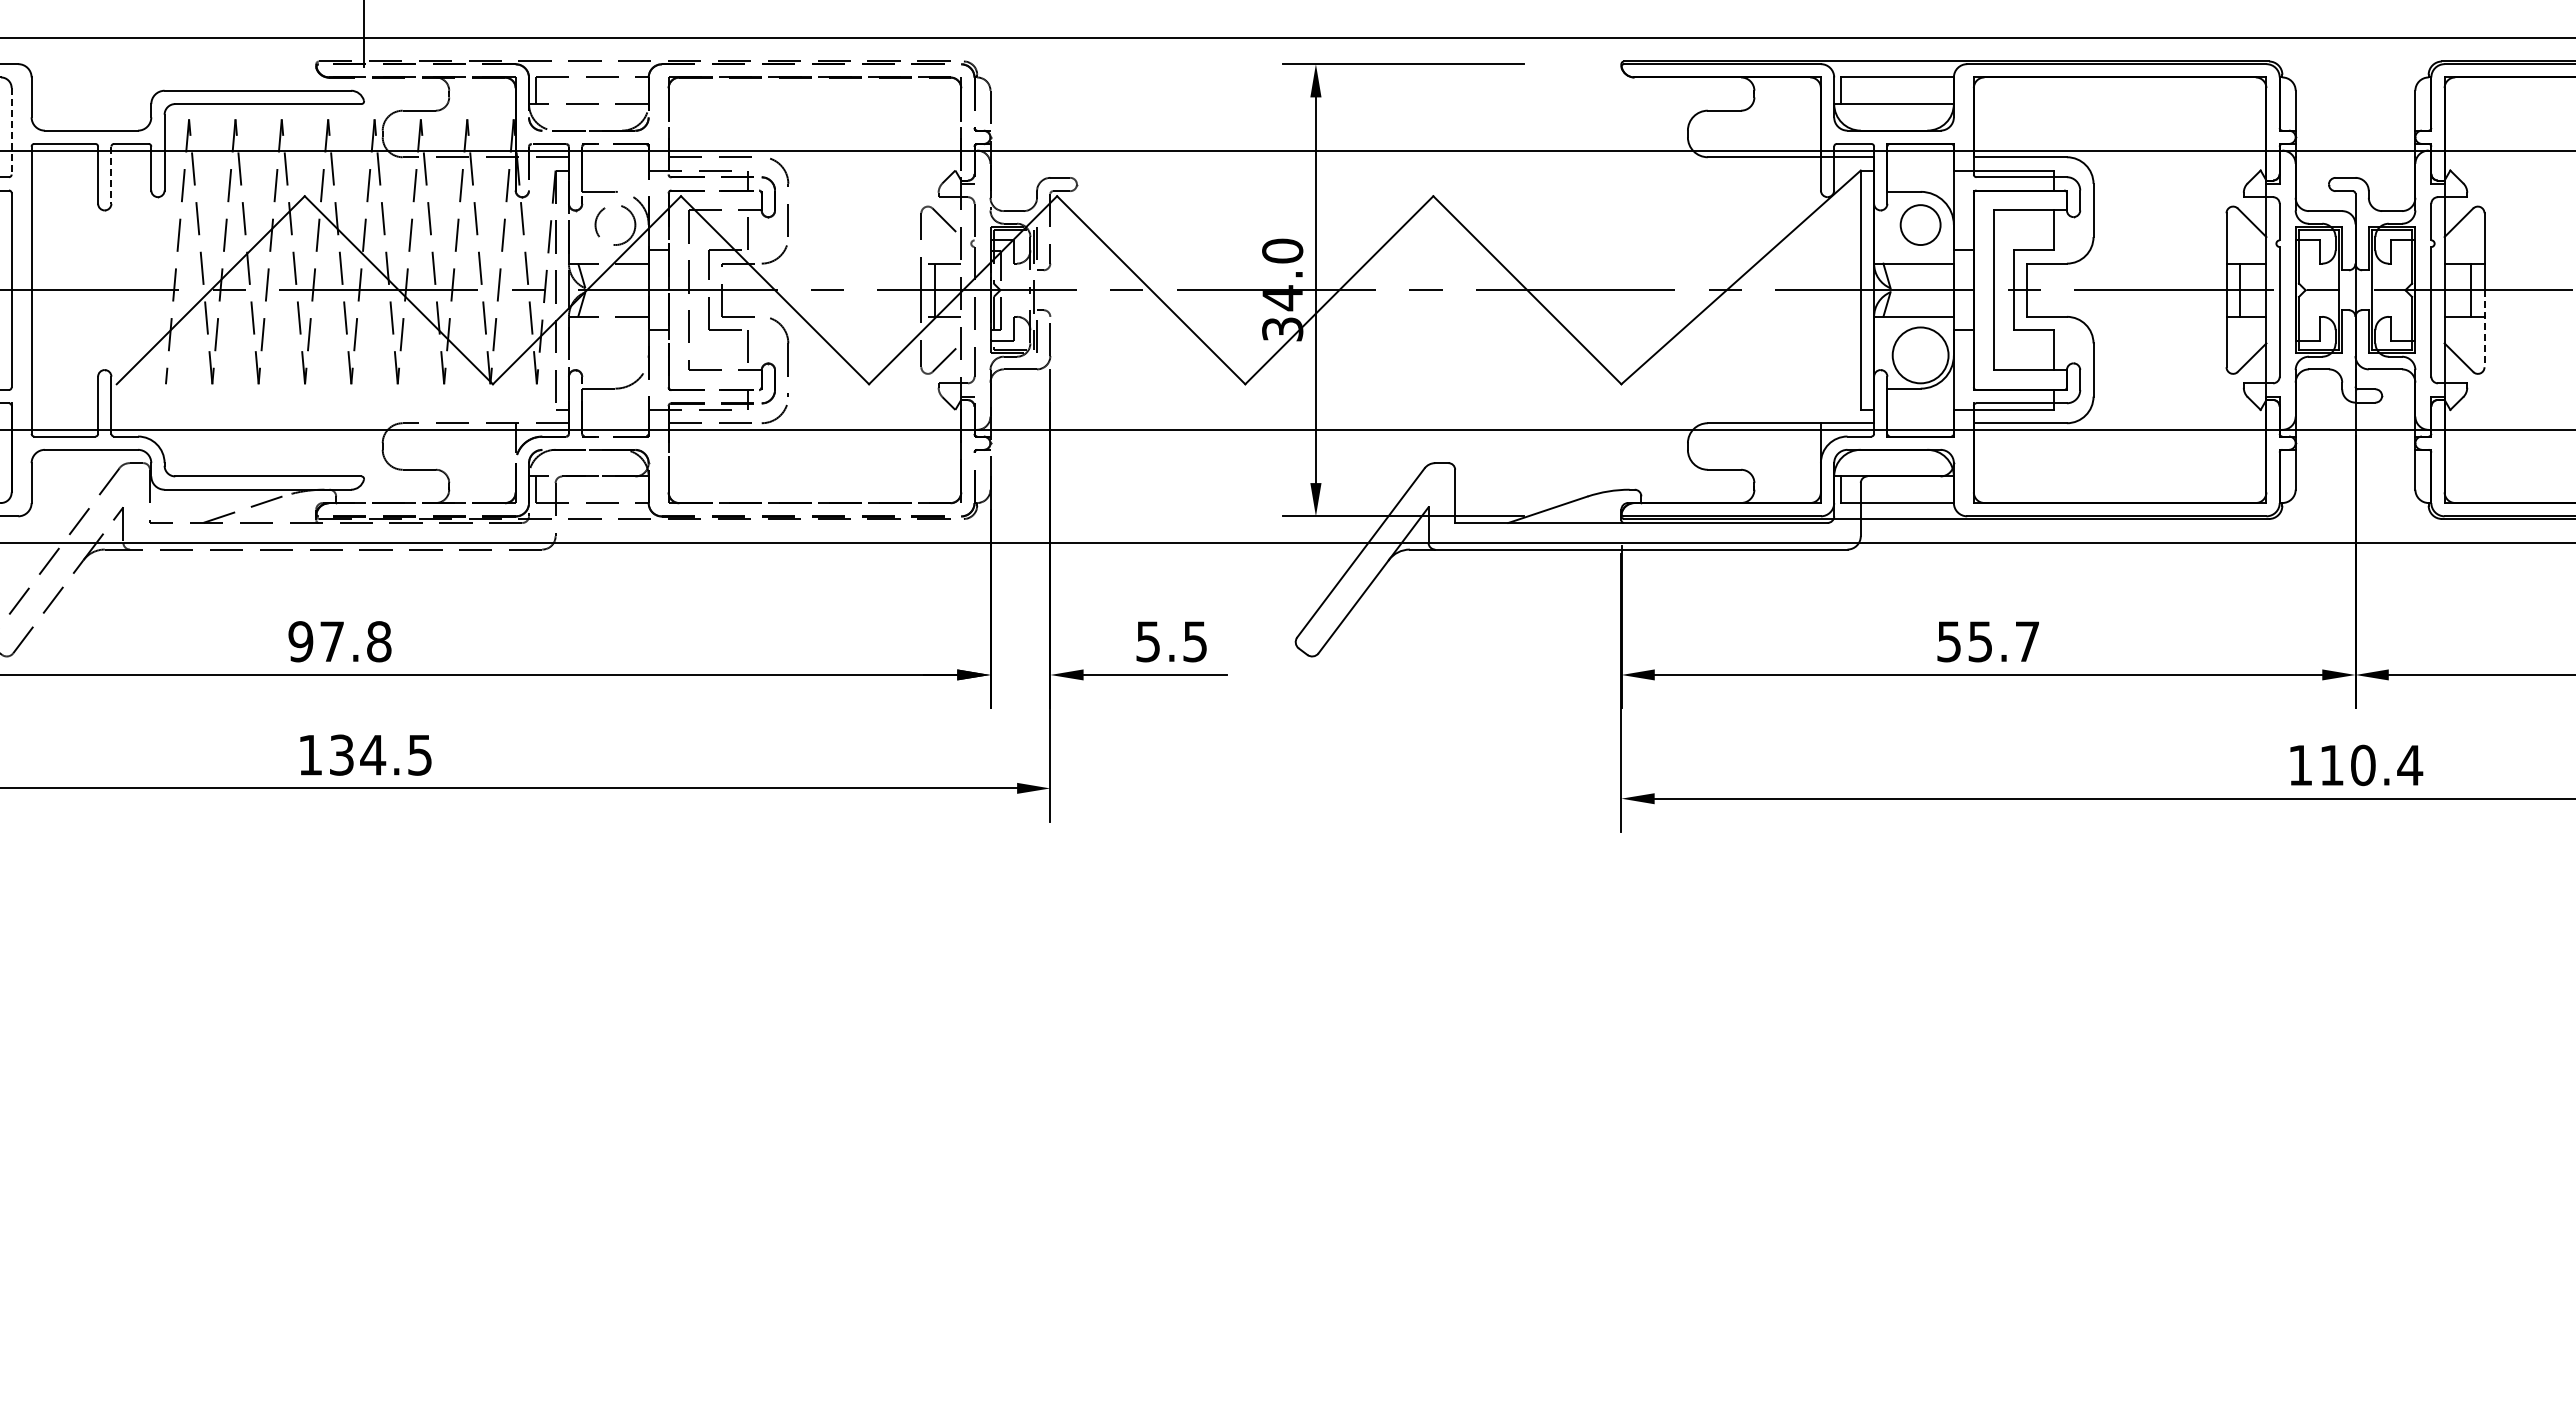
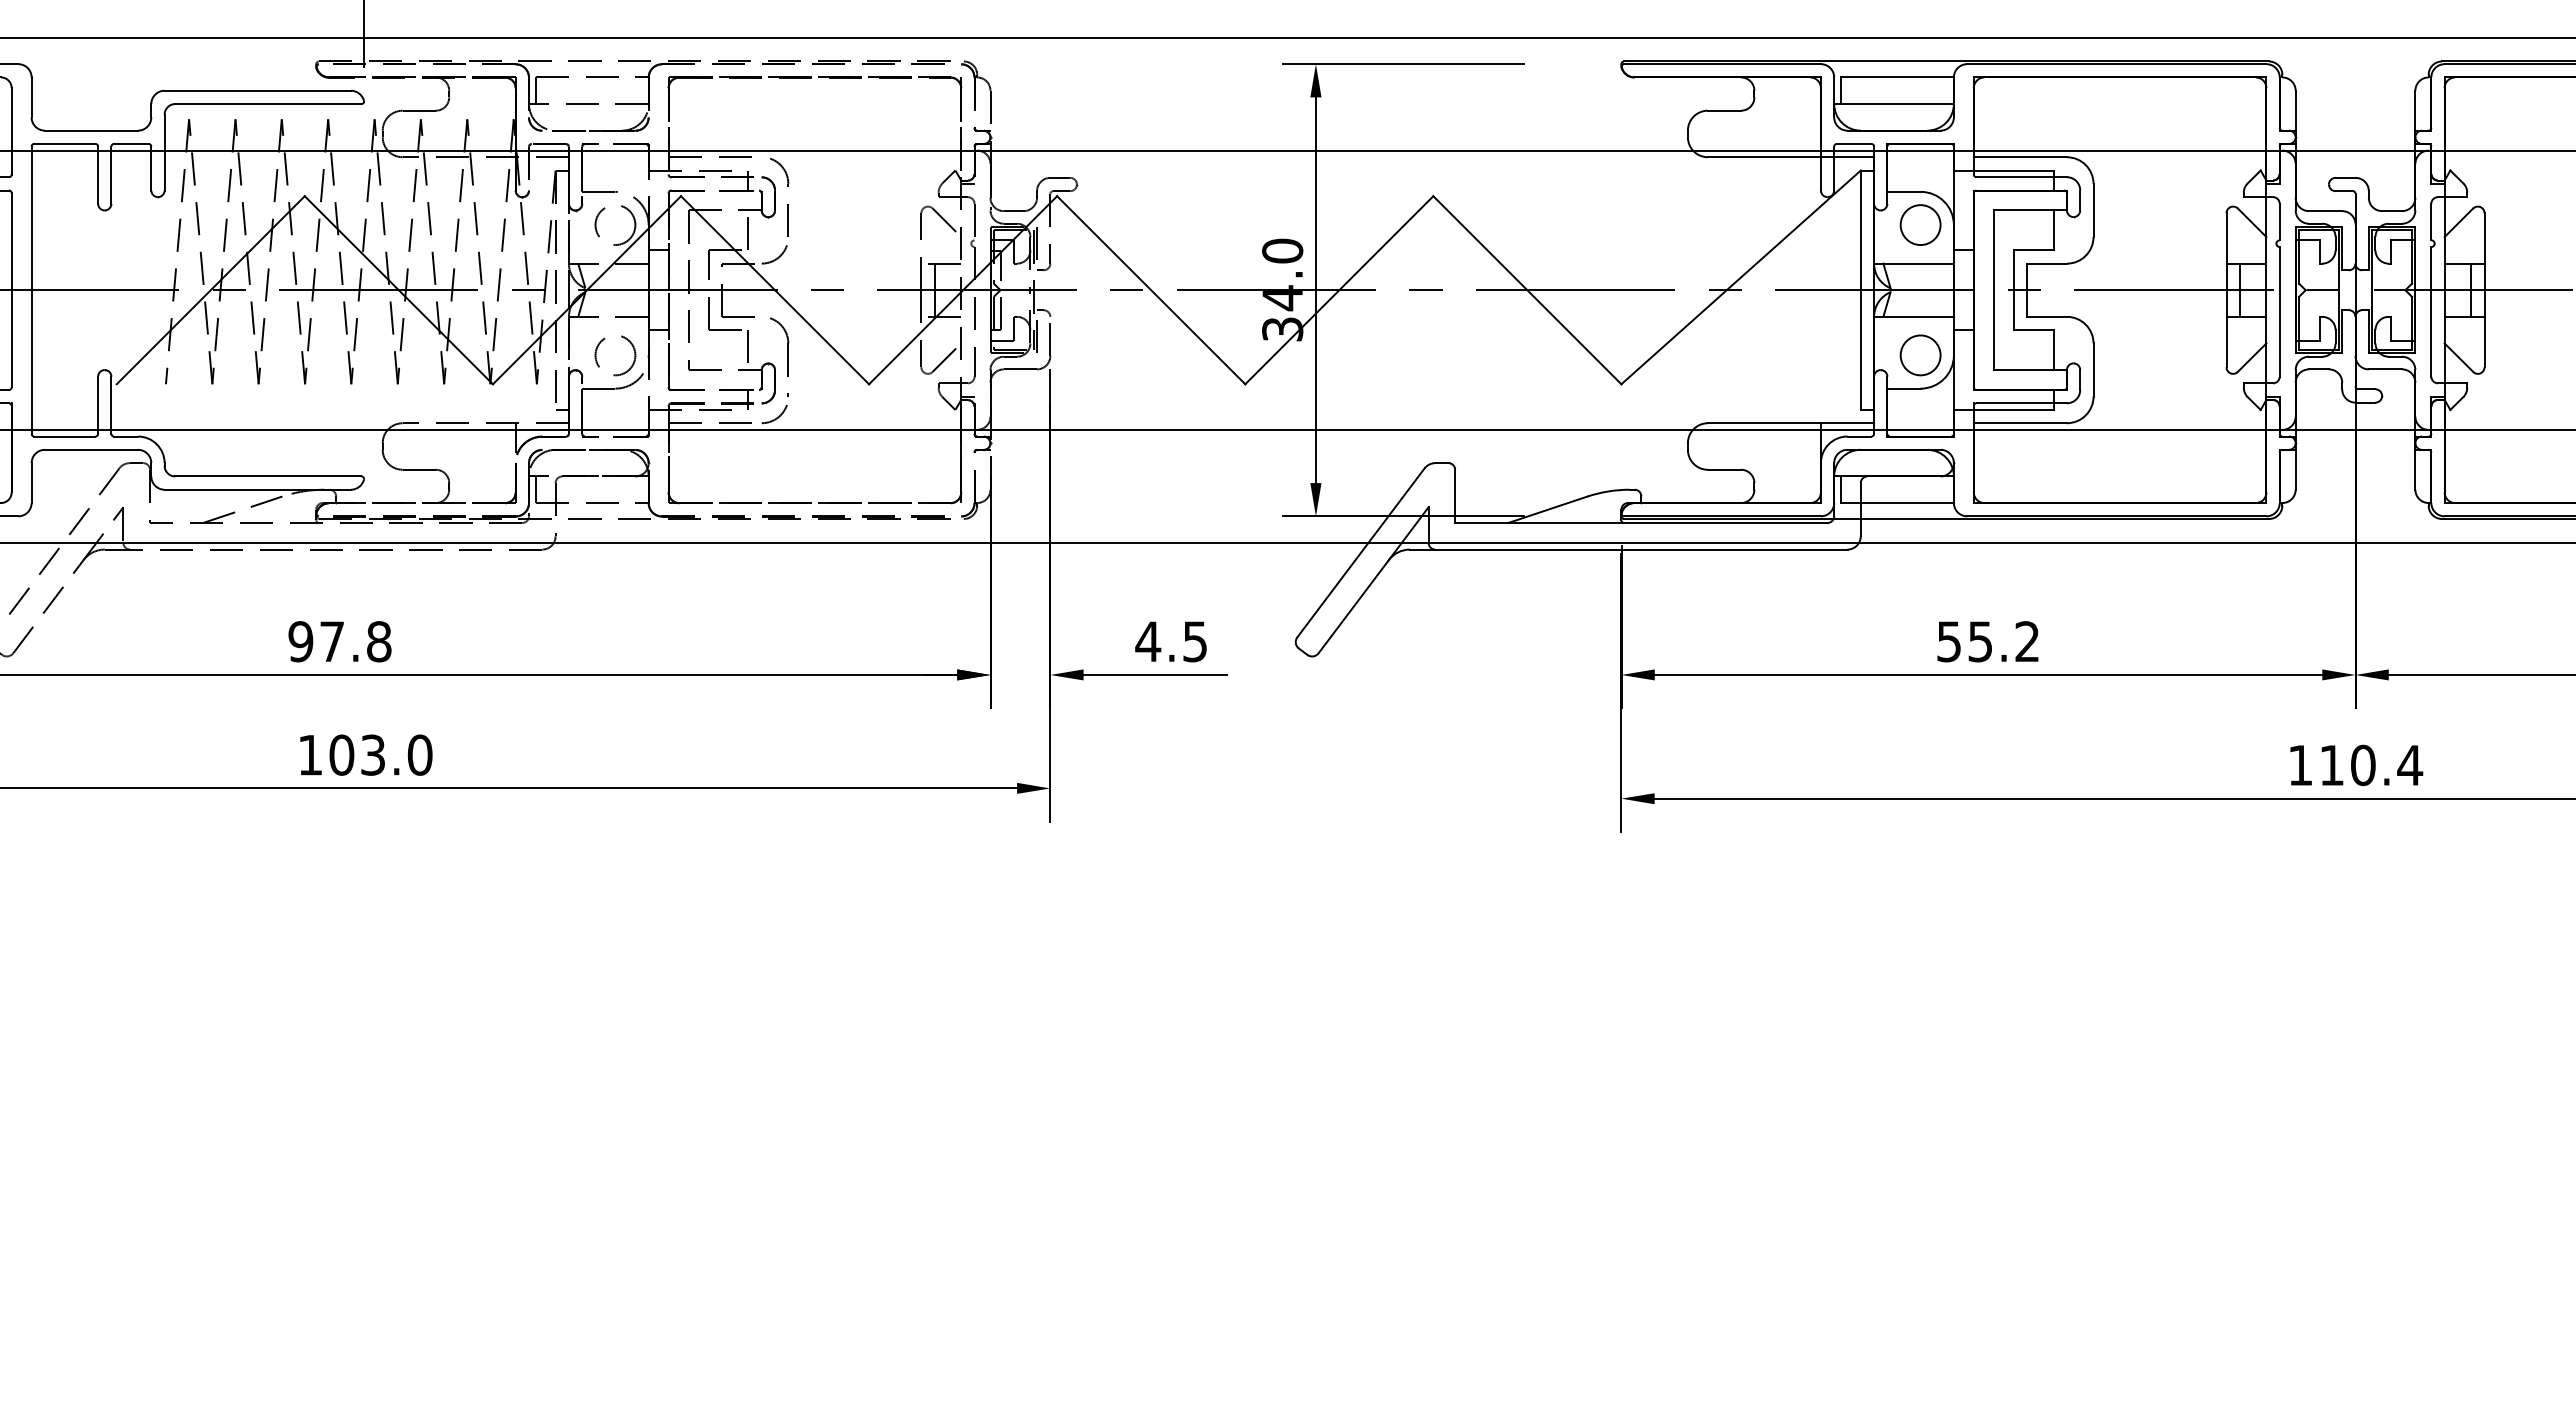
line: dashed -> solid (11, 131)
line: dashed -> solid (111, 175)
line: dashed -> solid (2484, 328)
circle: none -> present (615, 355)
circle diameter: 56 px -> 40 px (1920, 355)
text: 5.5 -> 4.5 (1148, 641)
text: 55.7 -> 55.2 (2026, 641)
text: 134.5 -> 103.0 (380, 754)
